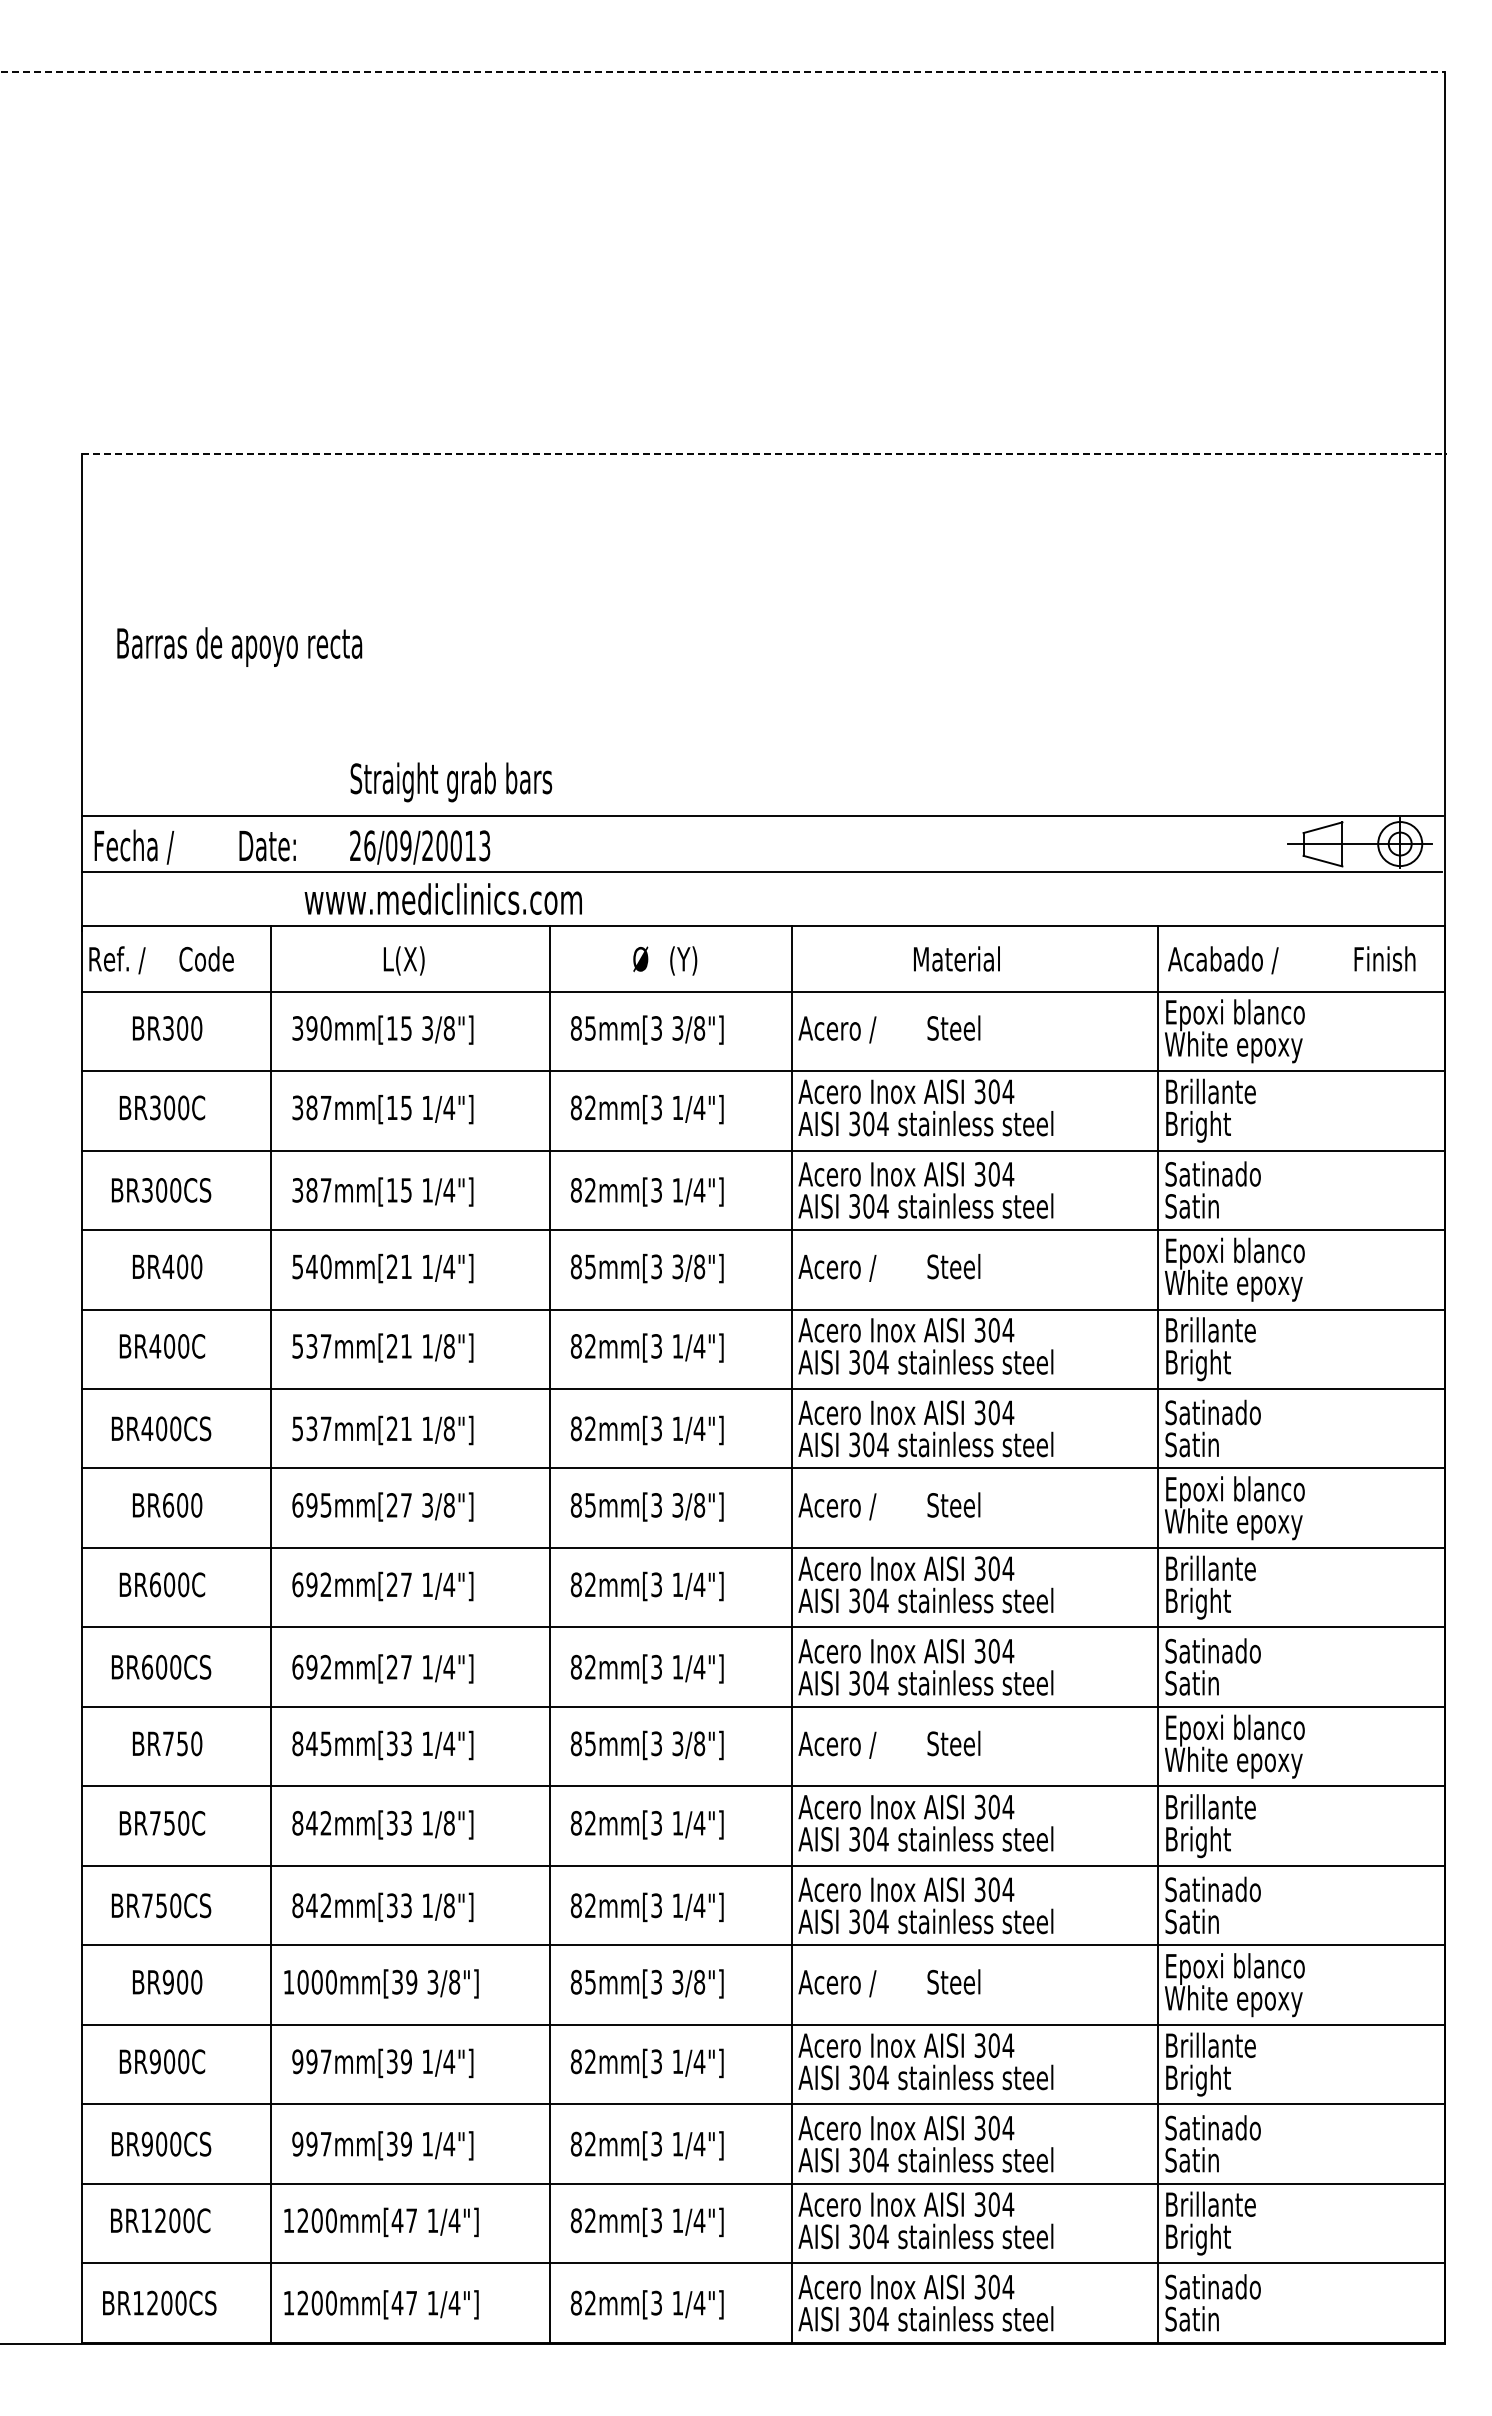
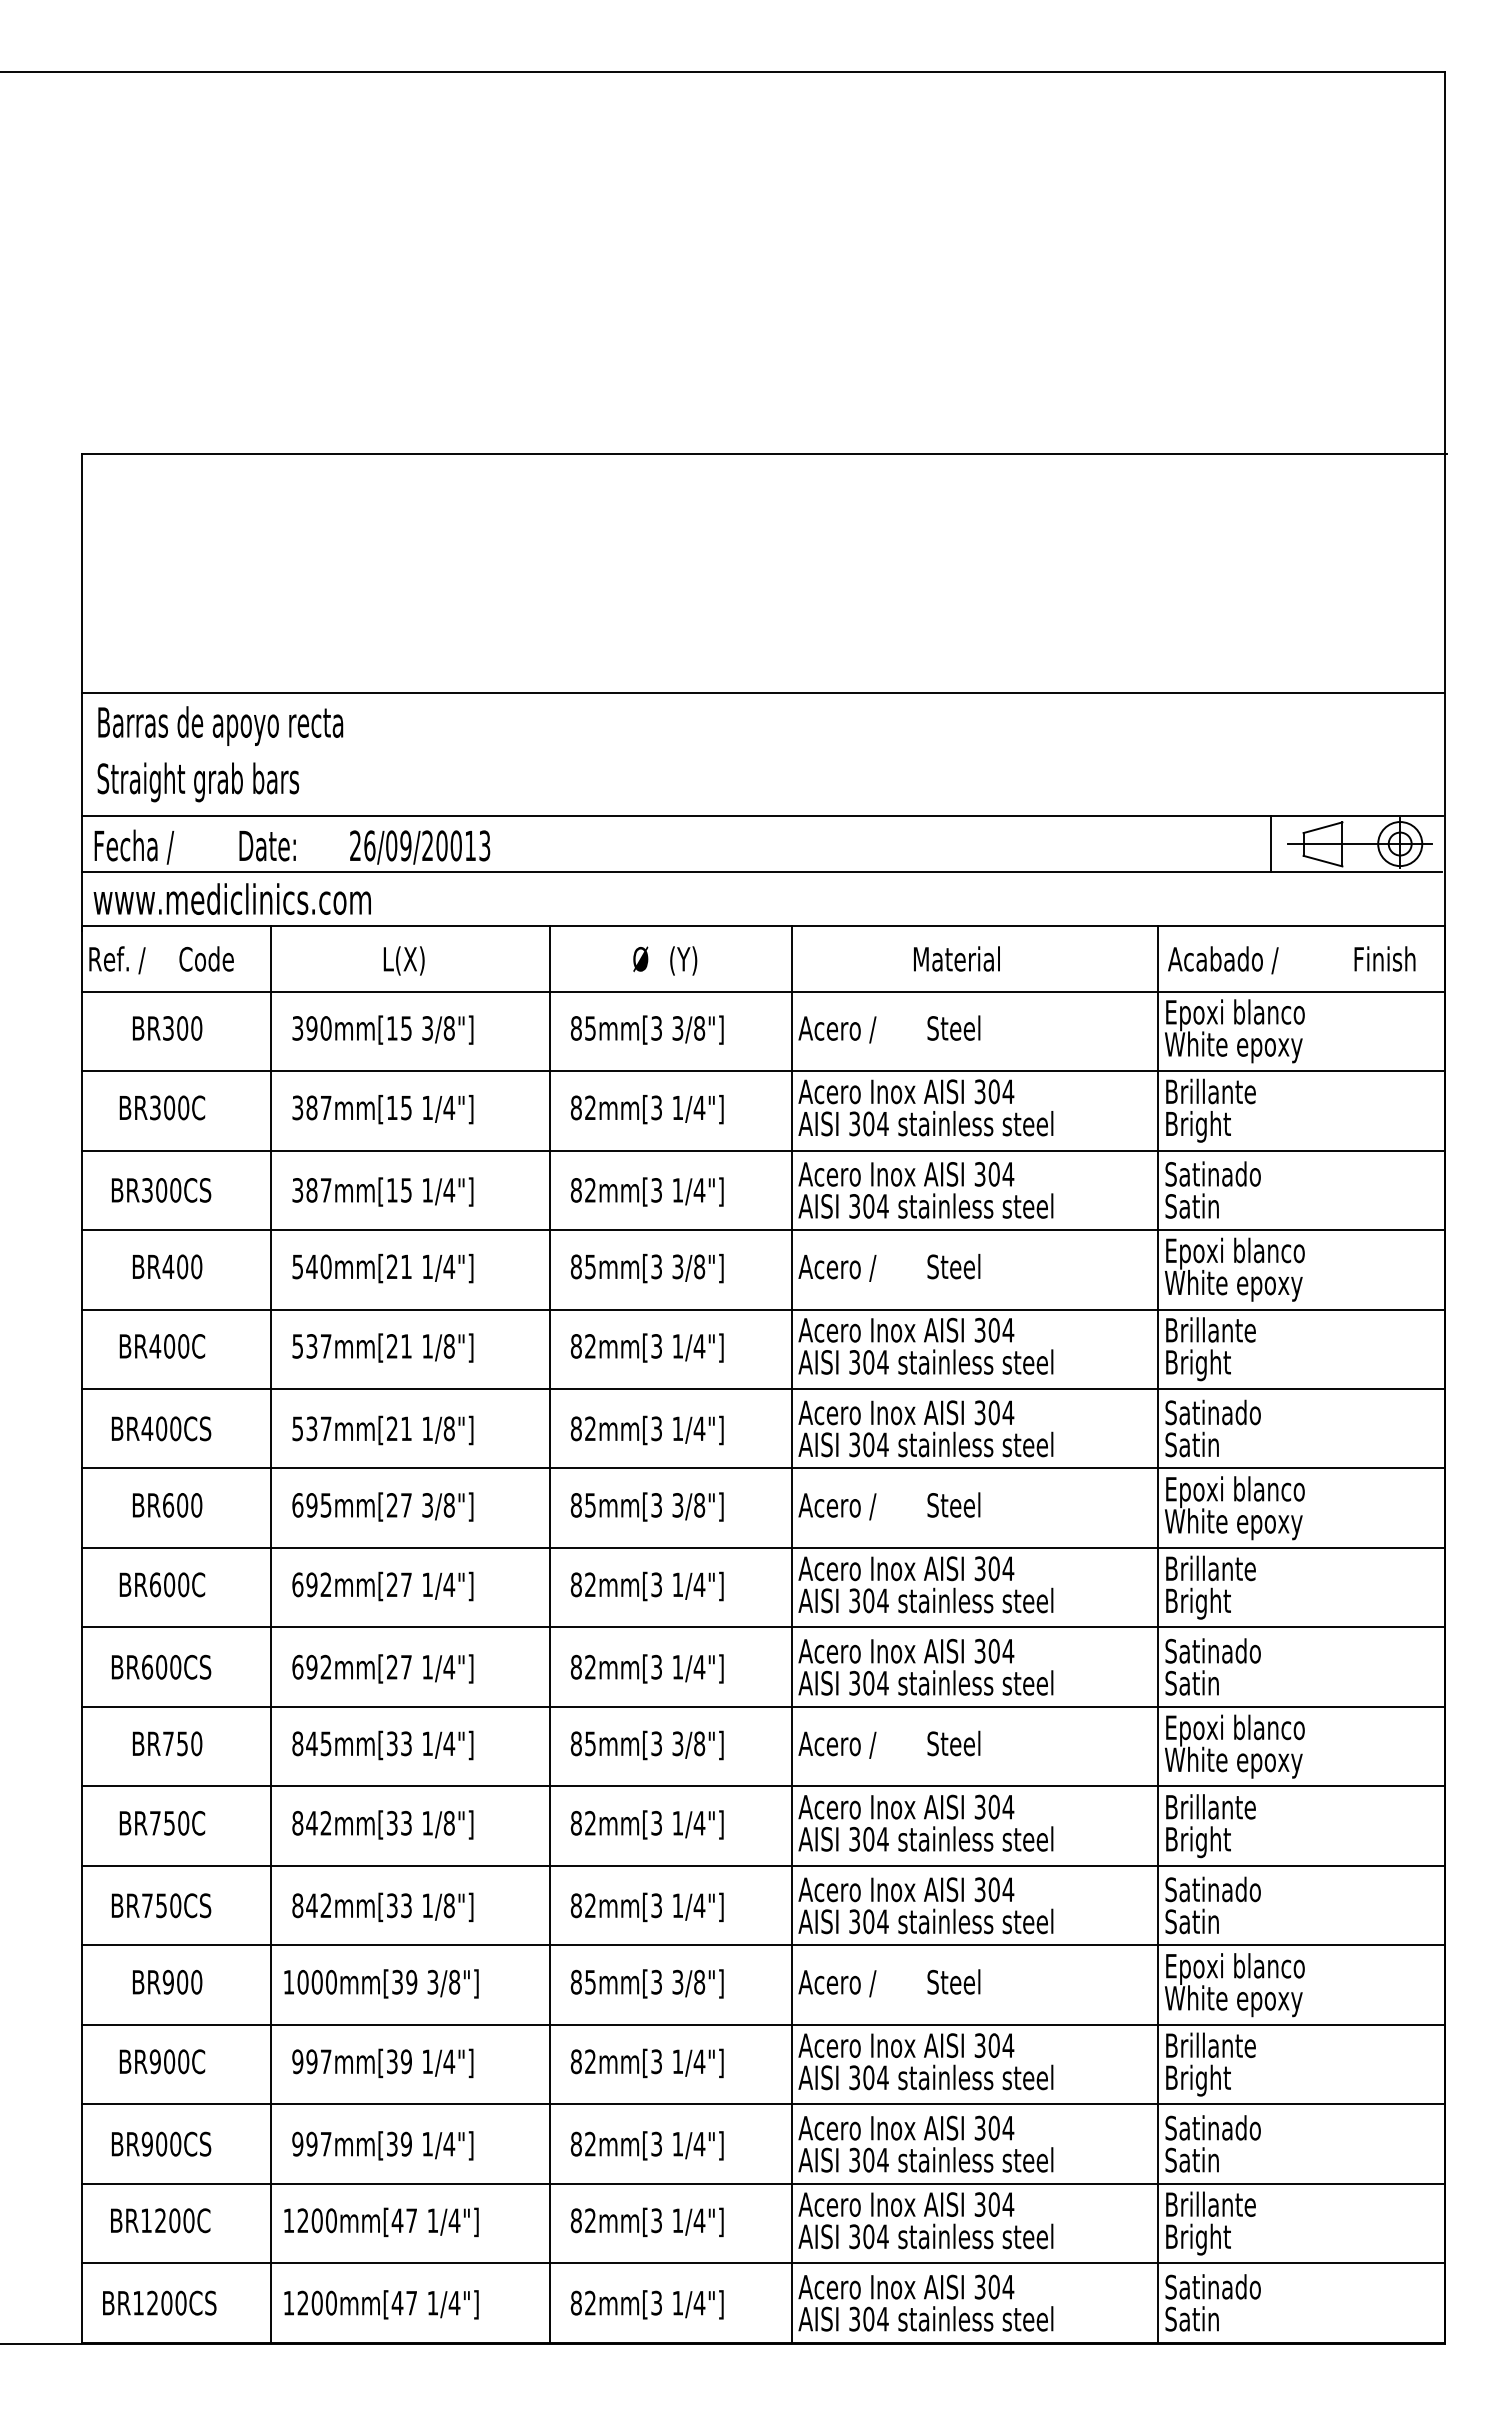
line: dashed -> solid (722, 72)
line: dashed -> solid (764, 454)
text position: (239, 646) -> (220, 725) (220, 725)
line: none -> present (762, 693)
text position: (451, 782) -> (198, 782) (198, 782)
line: none -> present (1271, 844)
text position: (442, 898) -> (231, 898) (231, 898)
